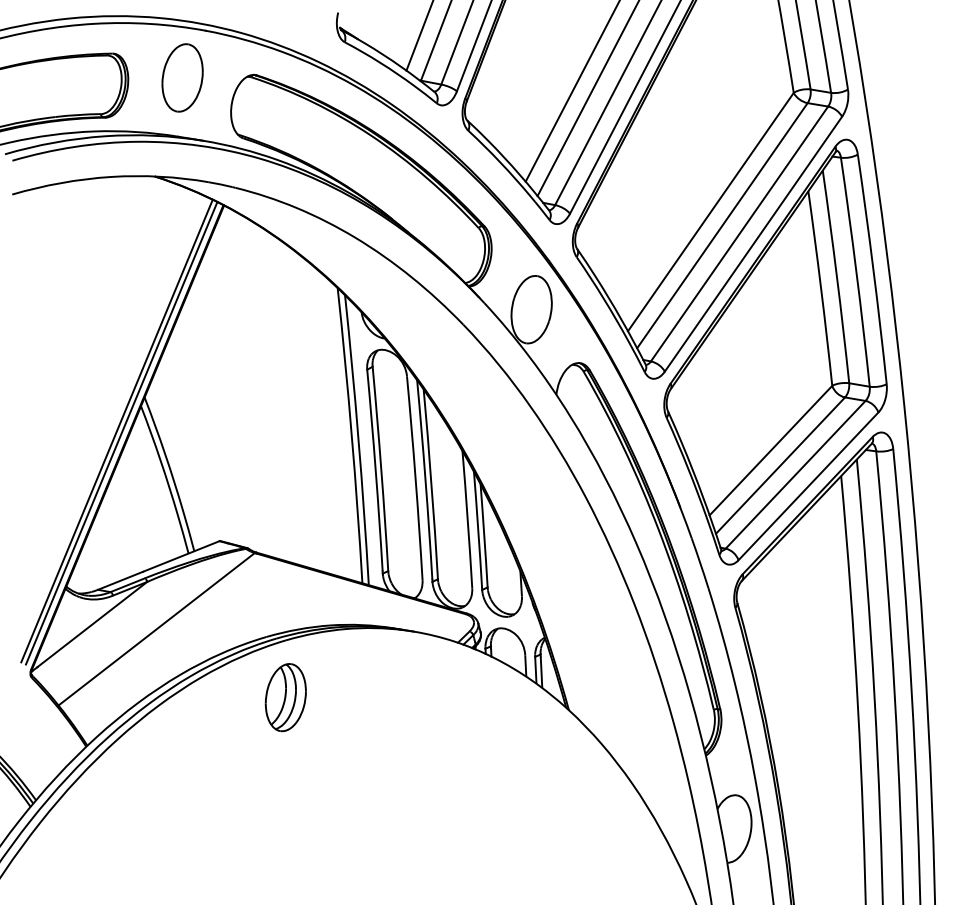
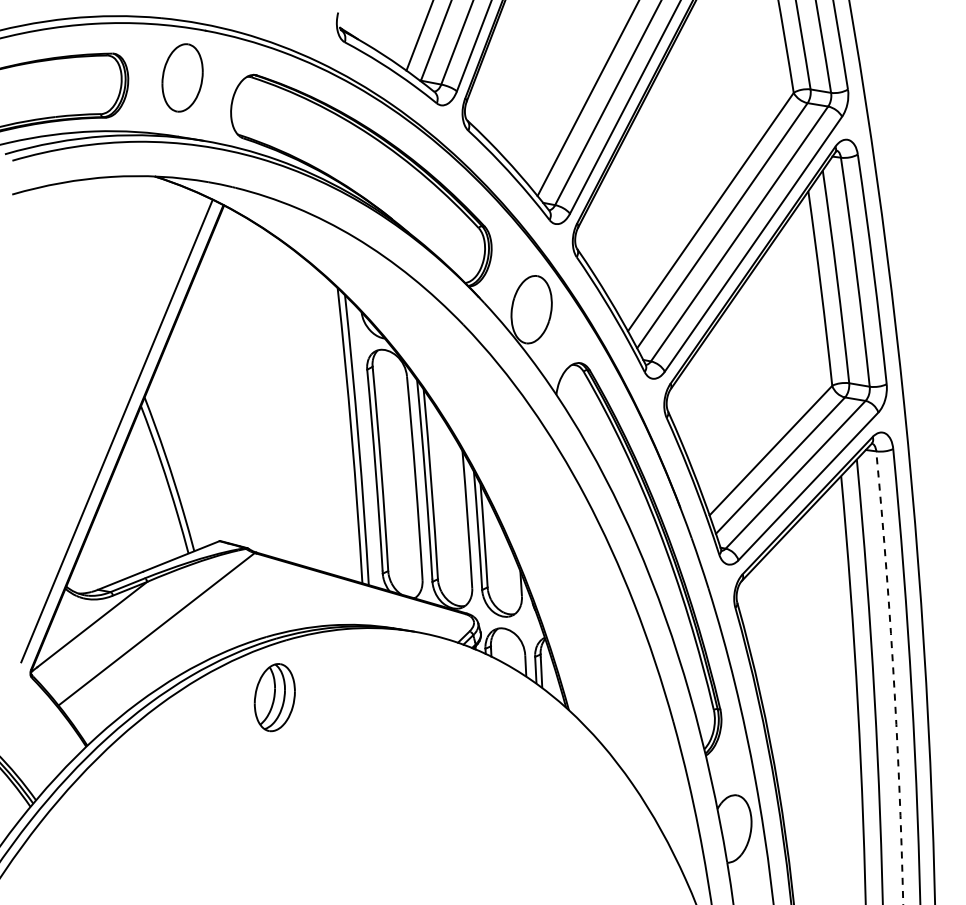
line: present -> none (572, 91)
line: present -> none (121, 433)
arc: solid -> dashed (893, 678)
part position: (285, 697) -> (274, 697) (274, 697)
